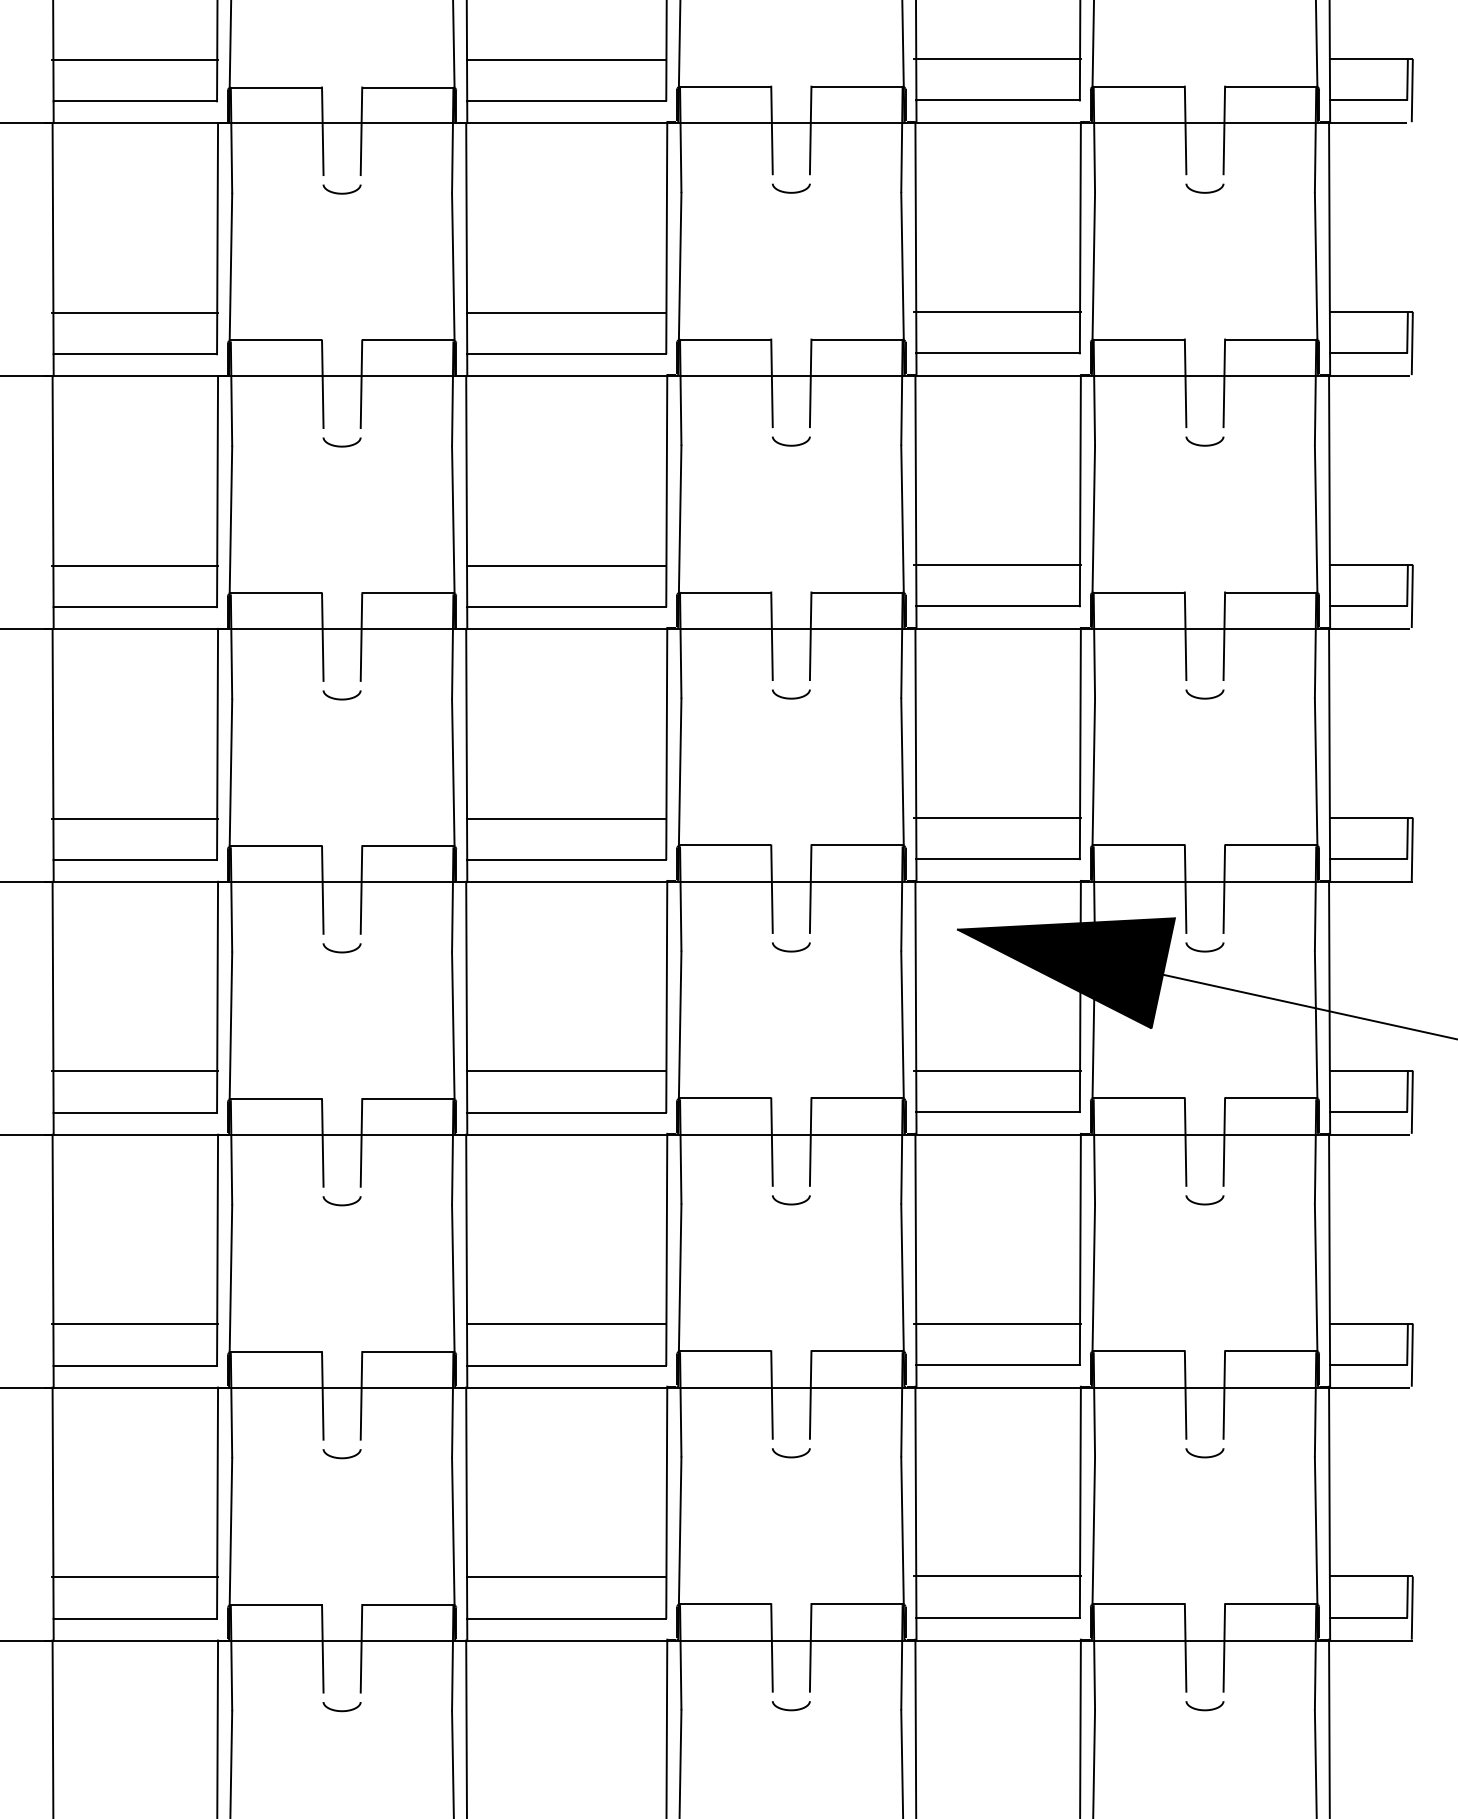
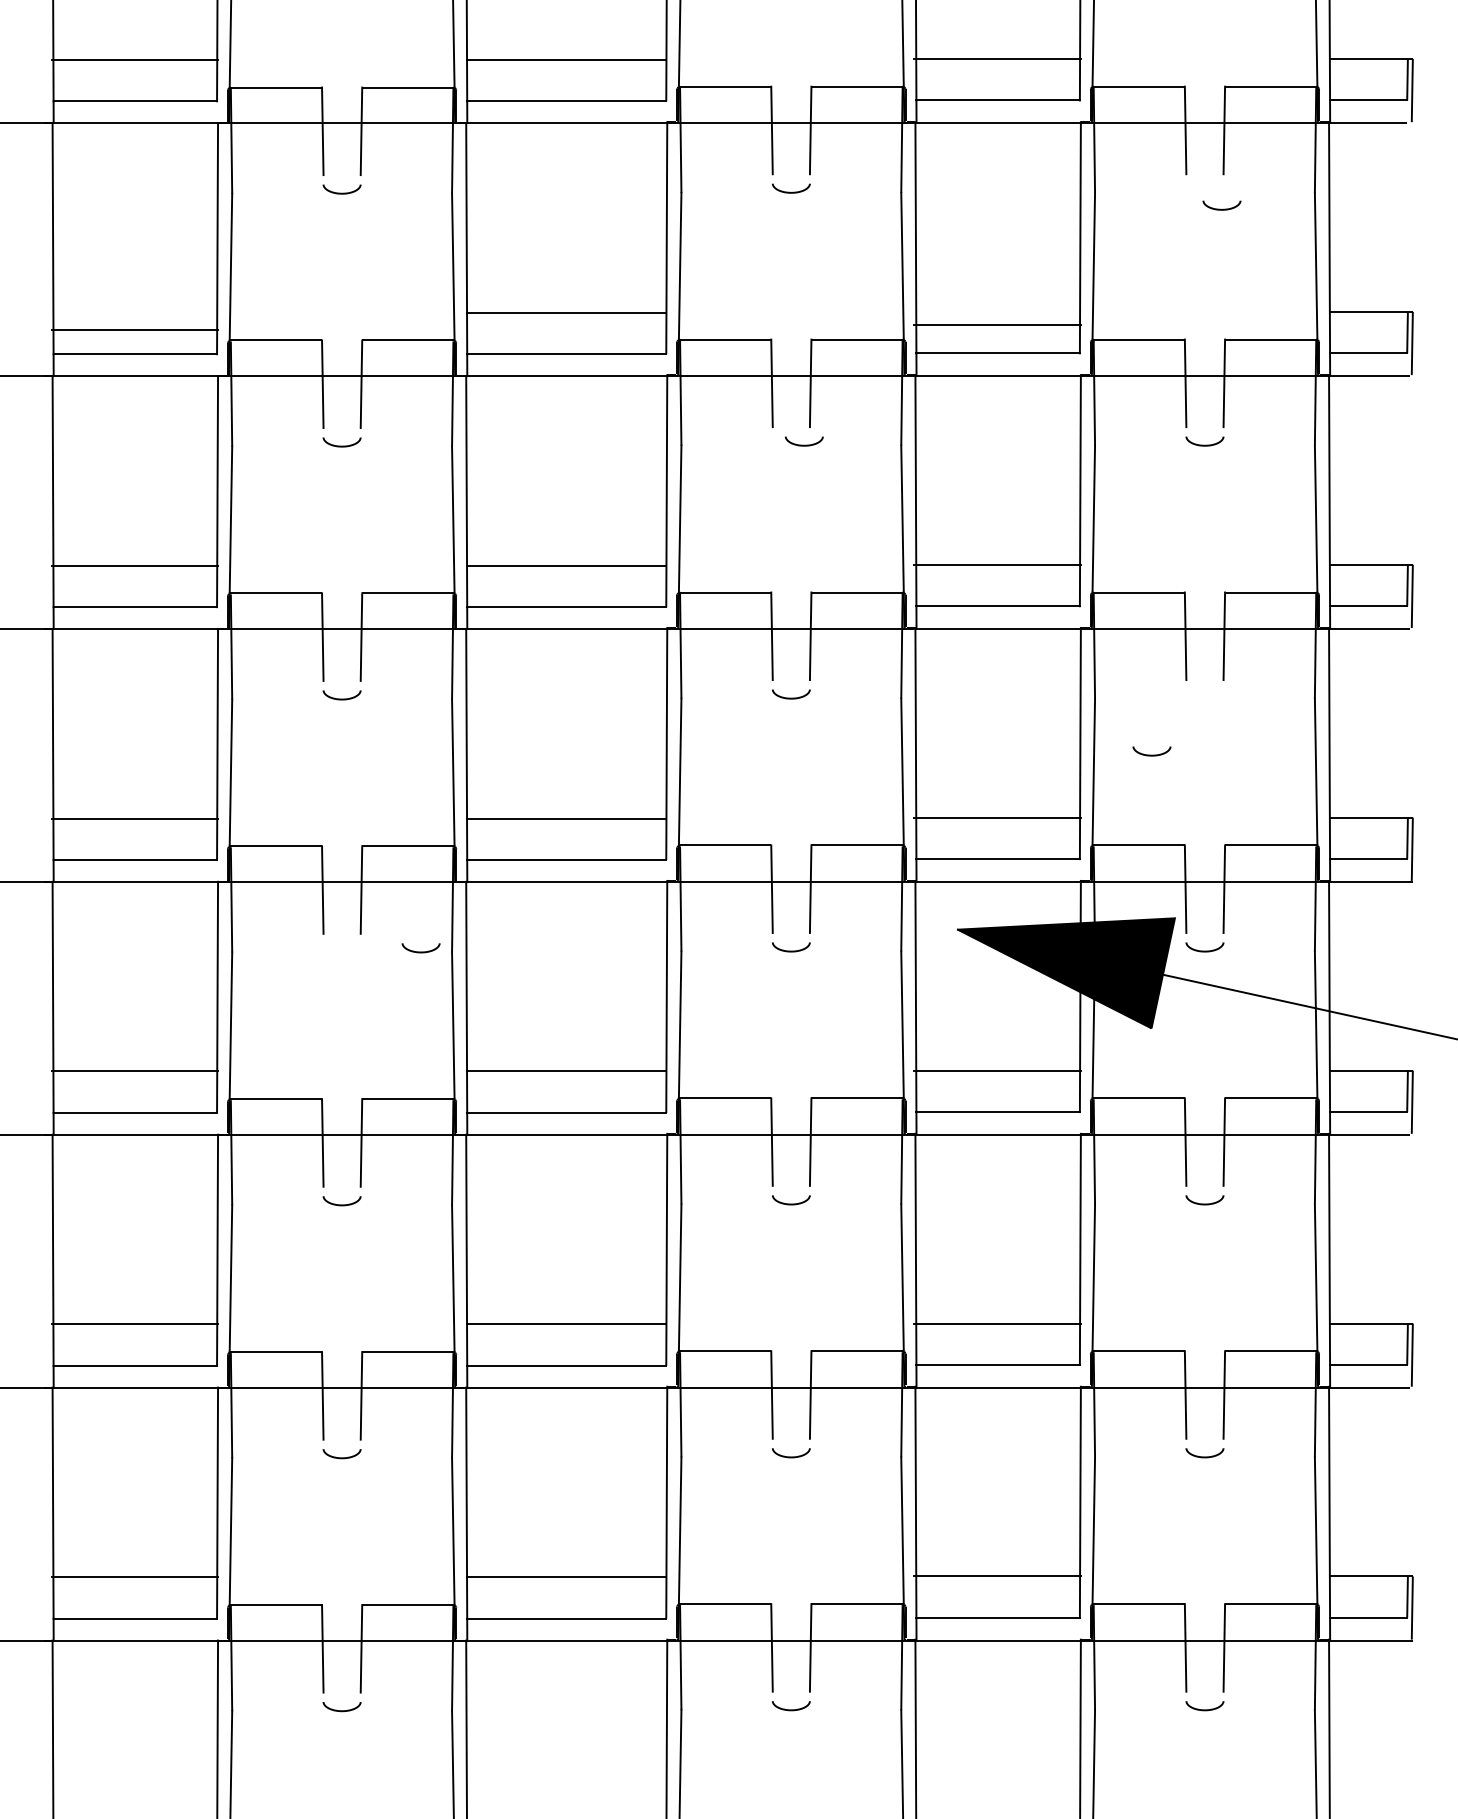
curve position: (1203, 191) -> (1220, 208) (1220, 208)
line position: (997, 311) -> (997, 324) (997, 324)
line position: (134, 312) -> (134, 329) (134, 329)
curve position: (791, 444) -> (804, 444) (804, 444)
curve position: (1204, 697) -> (1151, 754) (1151, 754)
curve position: (341, 951) -> (420, 951) (420, 951)
